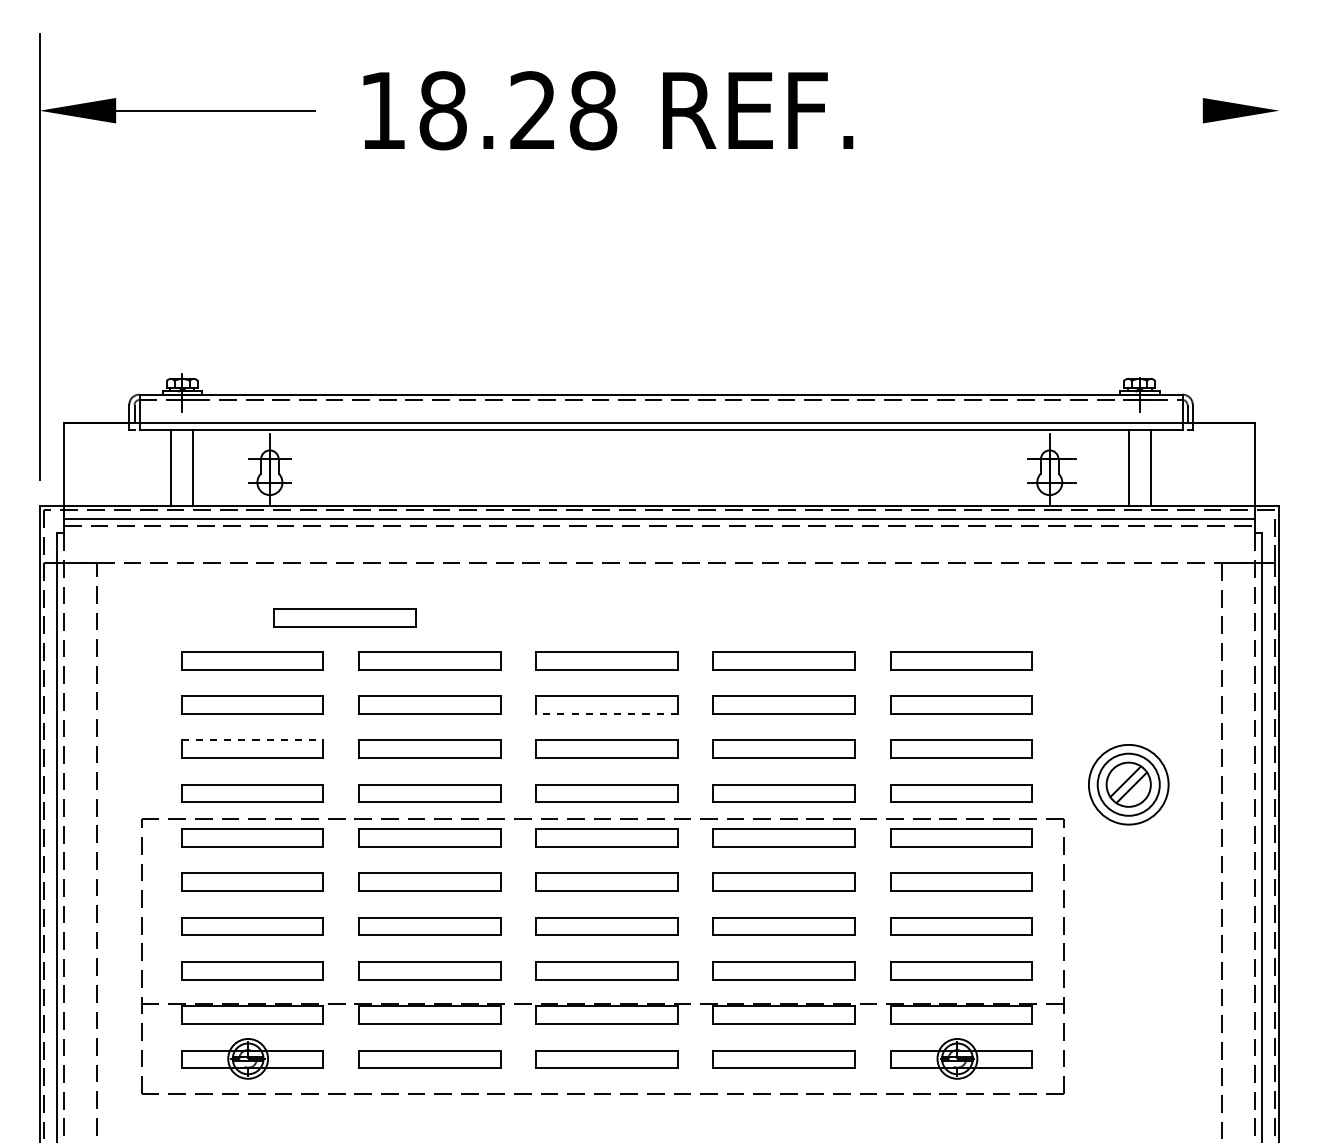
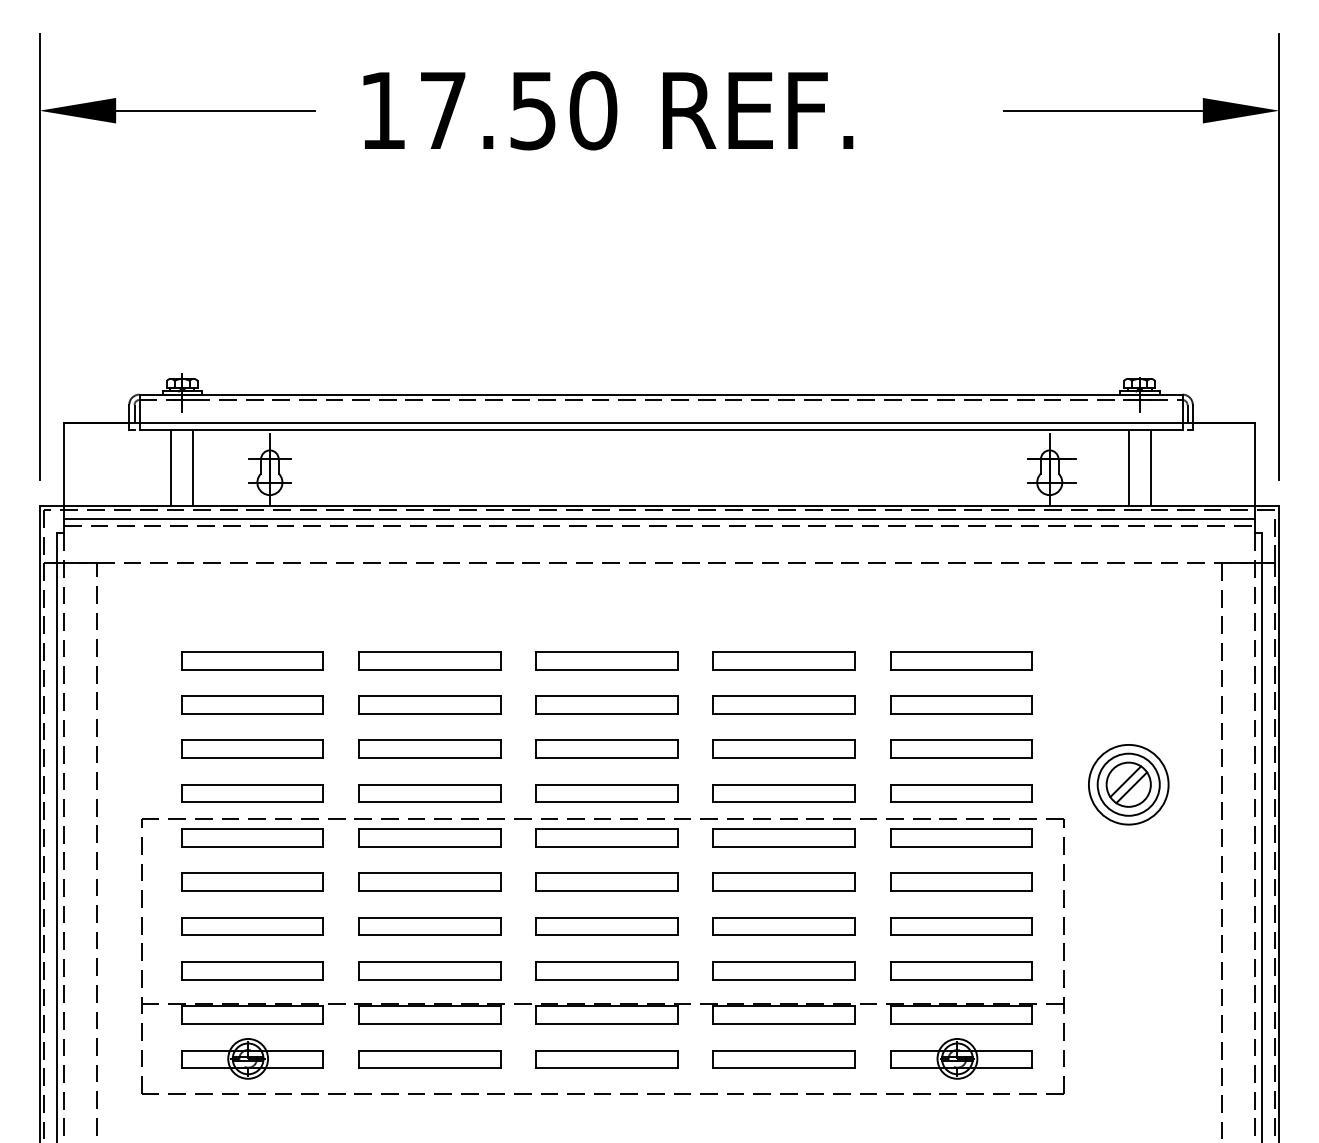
text: 18.28 -> 17.50 (518, 110)
line: none -> present (1103, 110)
line: none -> present (1279, 256)
part: present -> none (344, 617)
line: dashed -> solid (607, 713)
line: dashed -> solid (252, 740)
